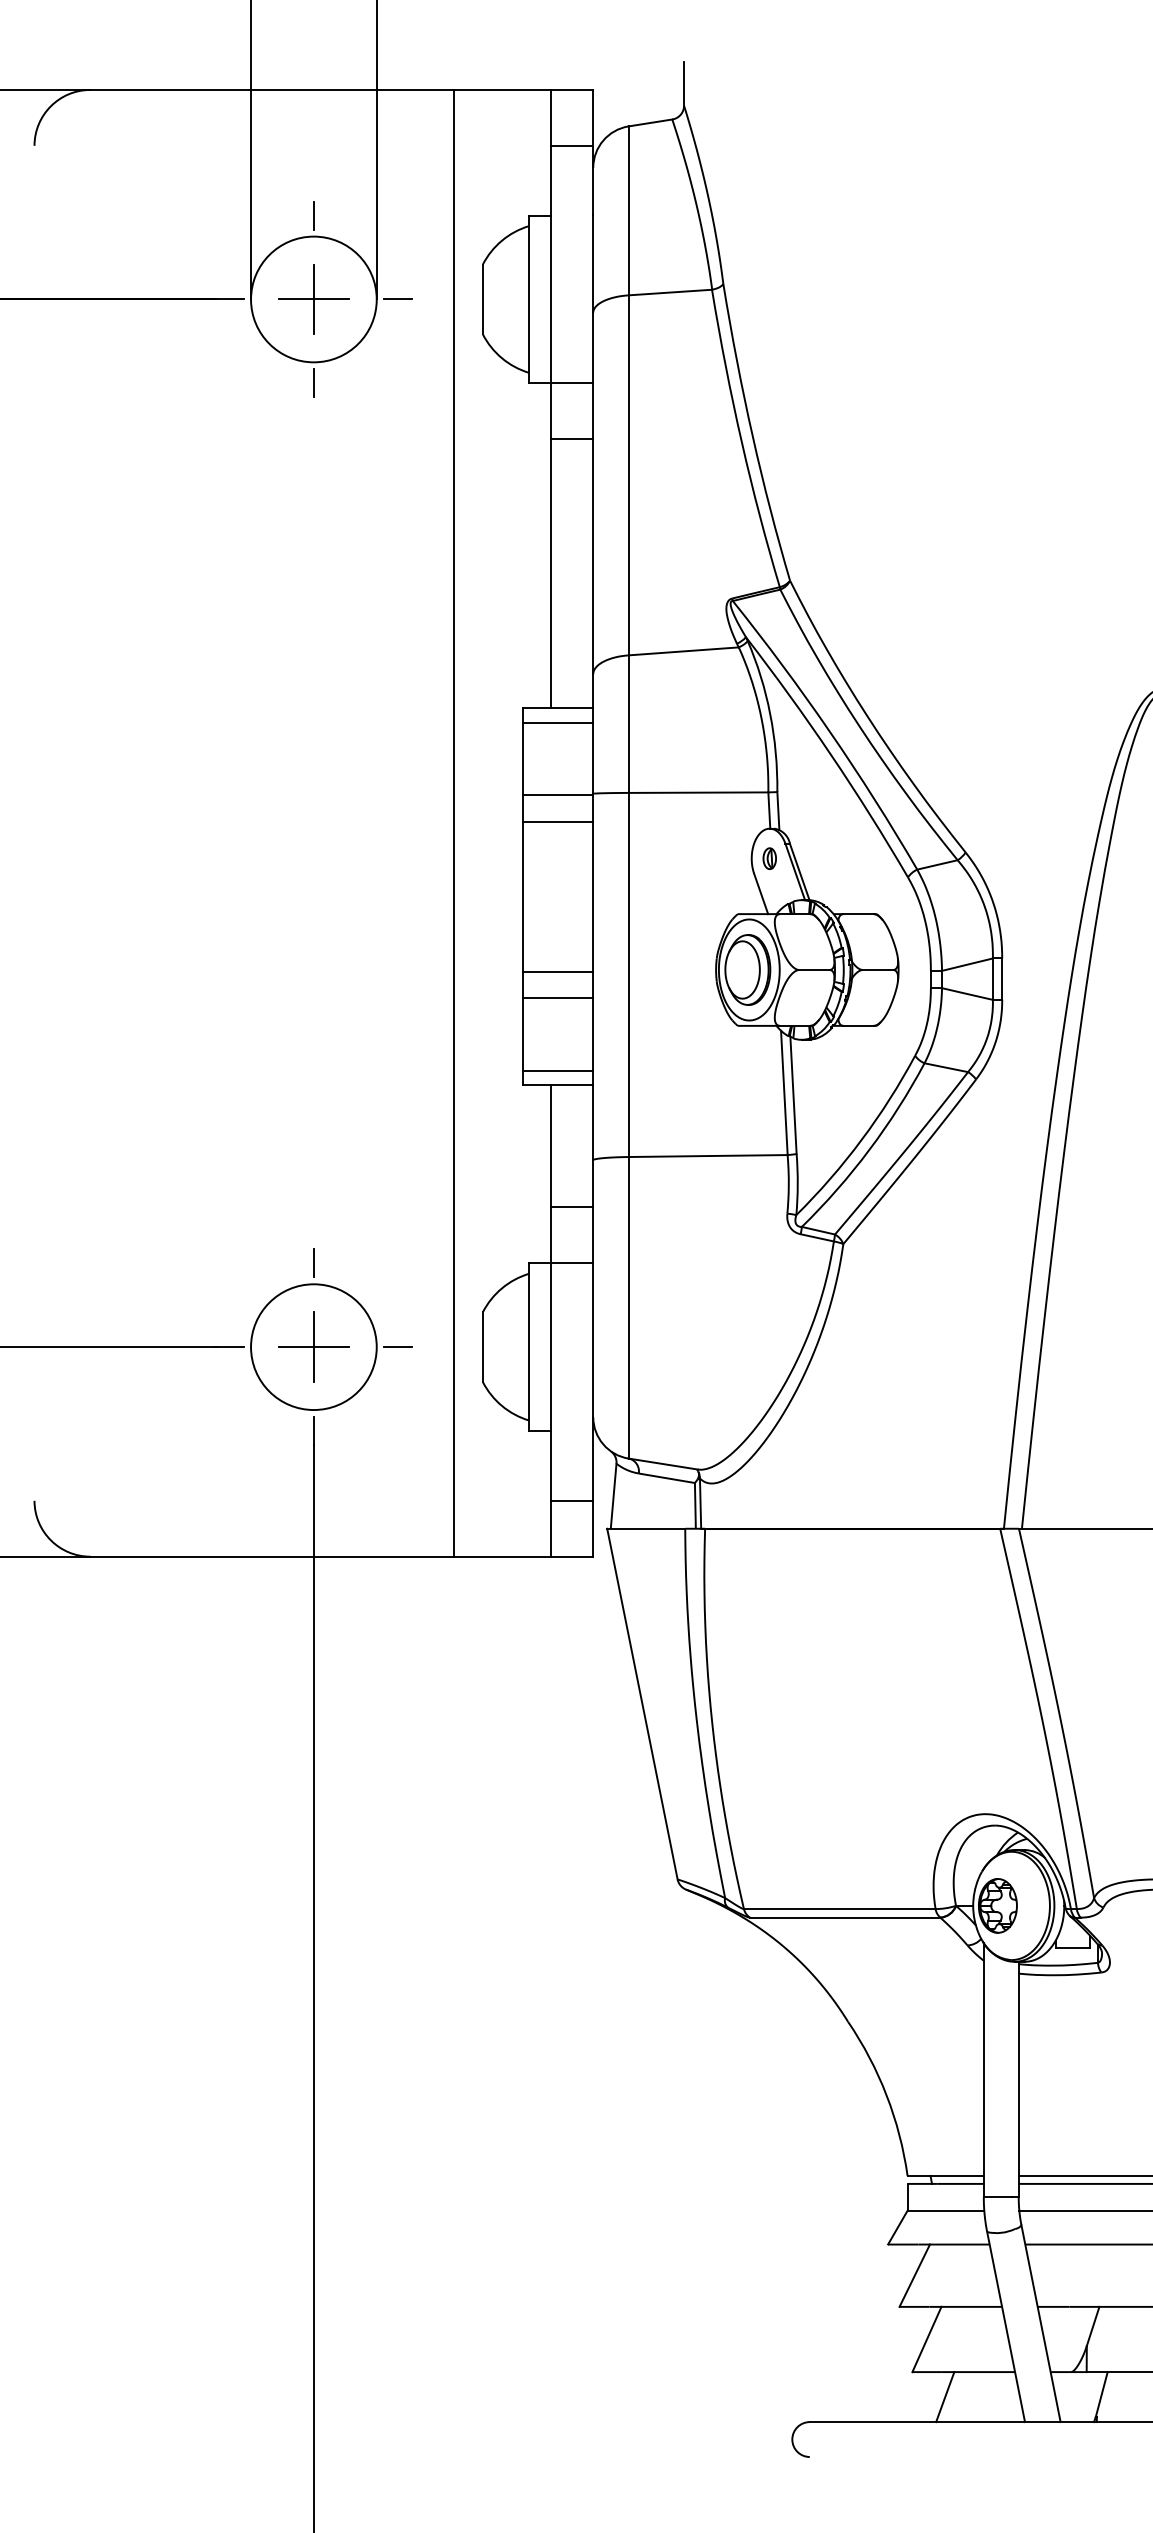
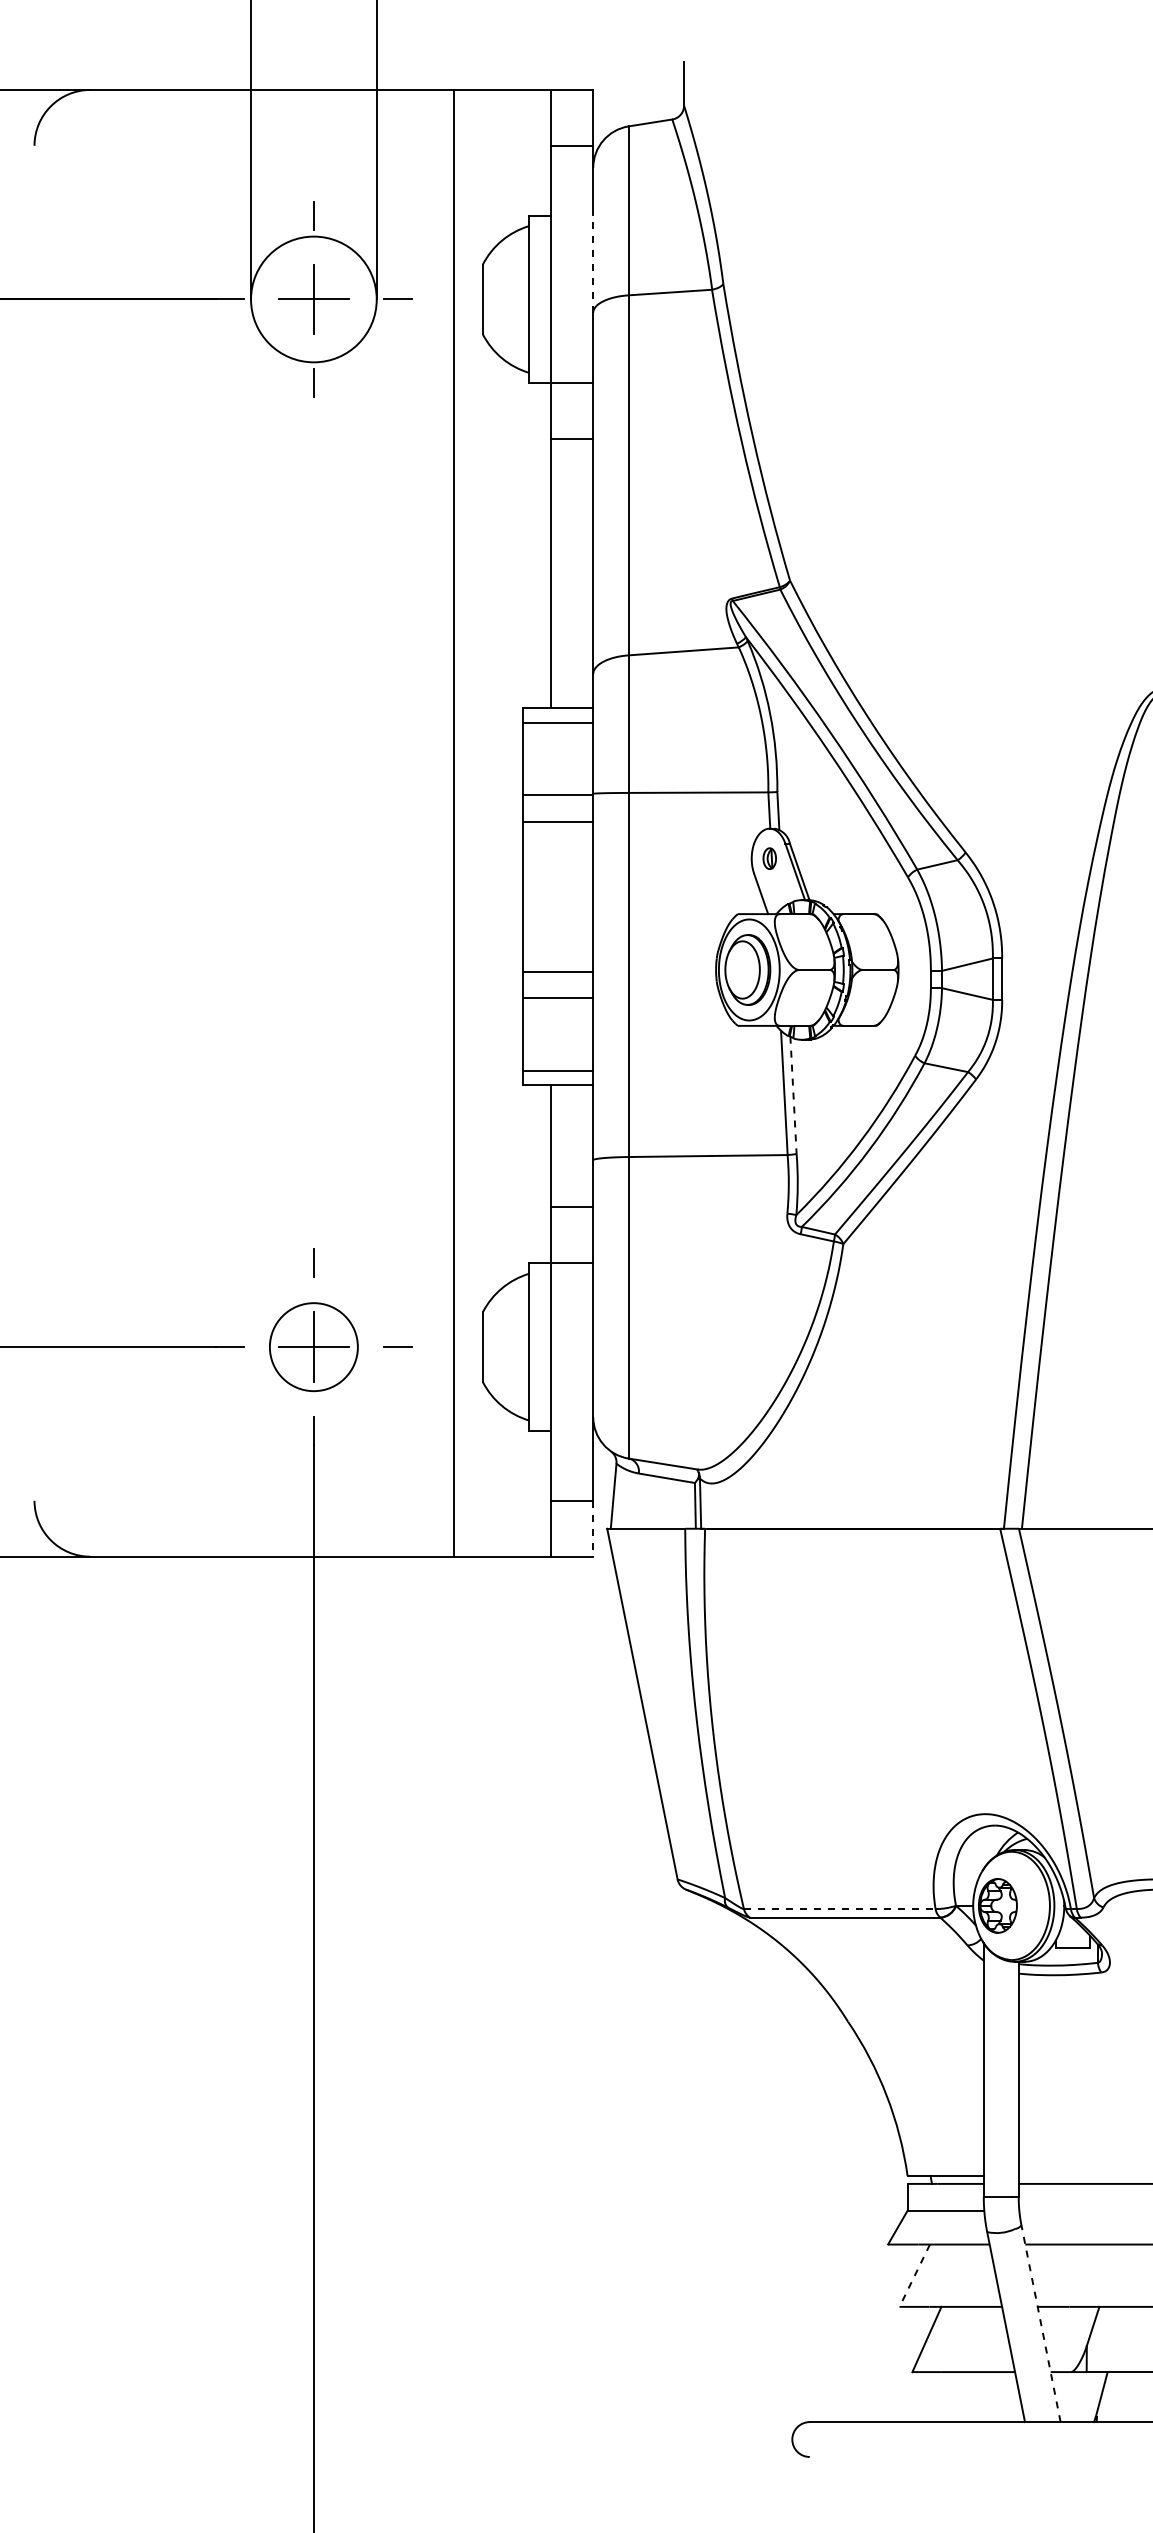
line: solid -> dashed (593, 264)
line: solid -> dashed (793, 1095)
circle diameter: 126 px -> 88 px (313, 1347)
line: solid -> dashed (593, 1528)
line: solid -> dashed (839, 1909)
line: present -> none (1083, 2175)
line: present -> none (1084, 2210)
line: solid -> dashed (914, 2275)
line: solid -> dashed (1040, 2323)
line: present -> none (945, 2397)
